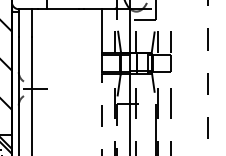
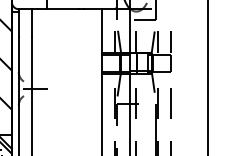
line: dashed -> solid (208, 78)
line: dashed -> solid (102, 114)
